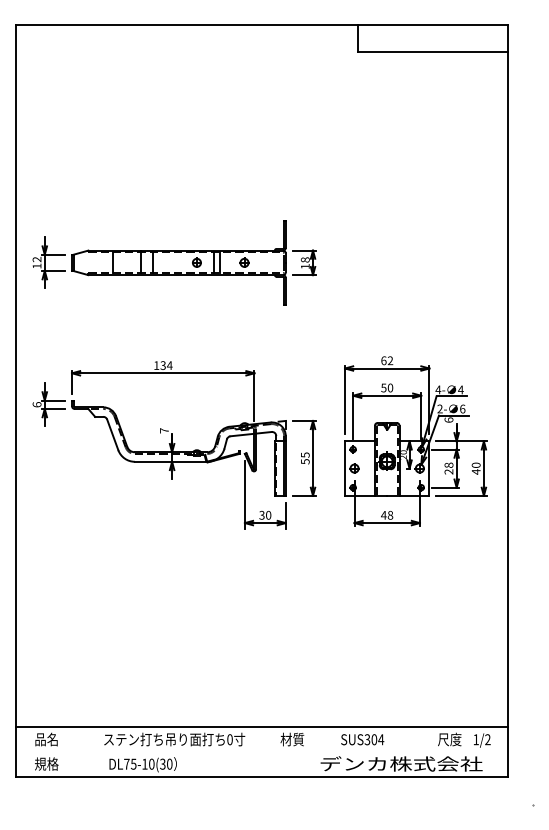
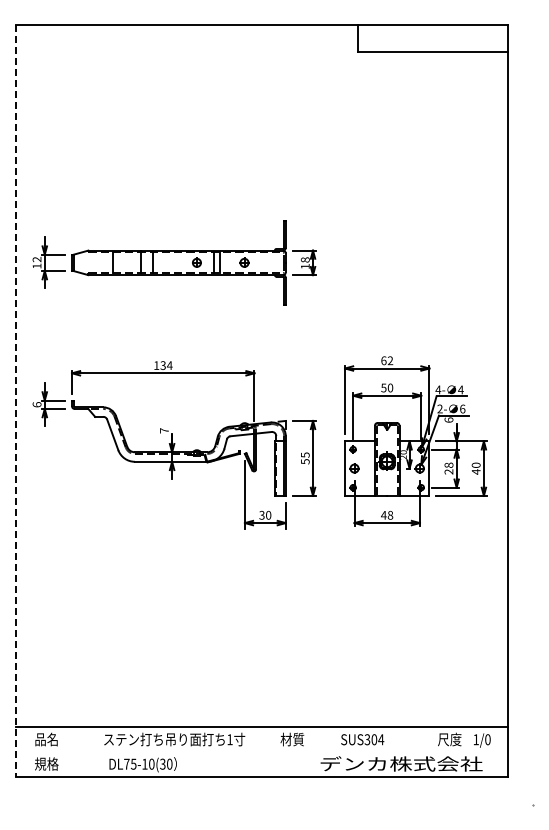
line: solid -> dashed (16, 400)
text: 0 -> 1 (229, 739)
text: 1/2 -> 1/0 (487, 739)
